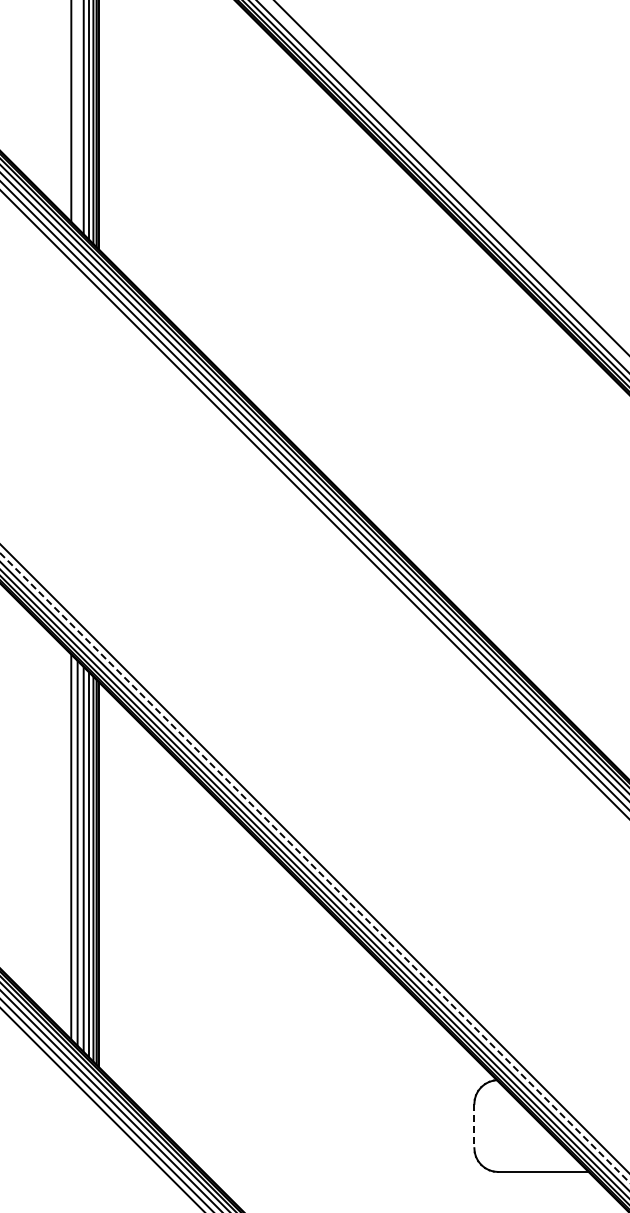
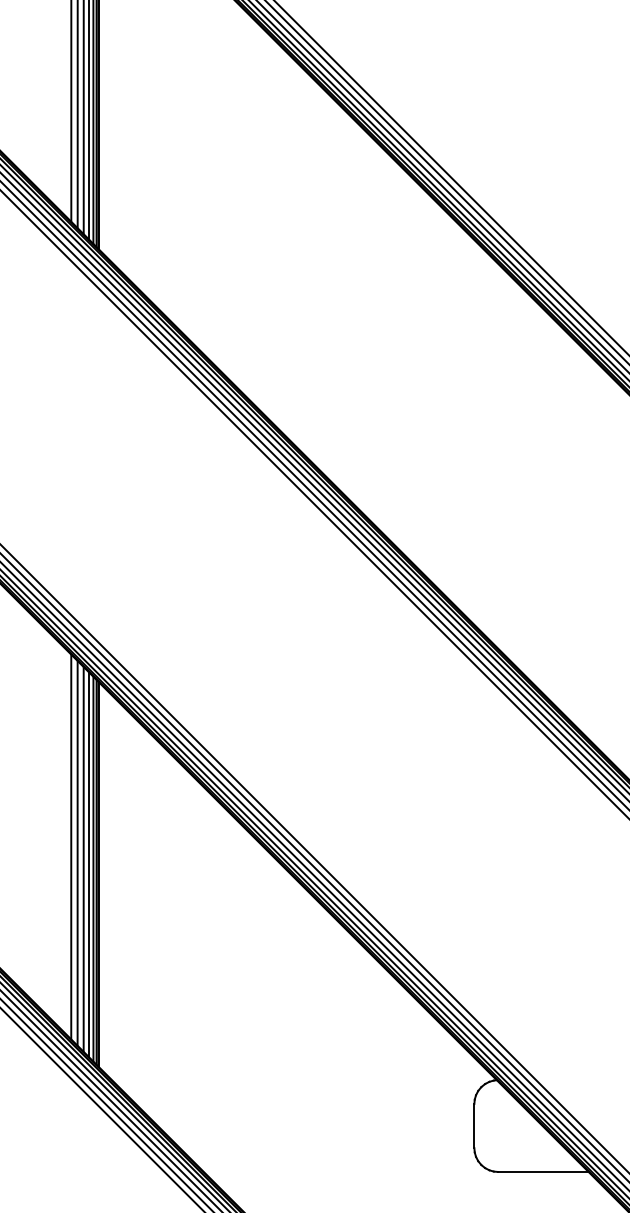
line: none -> present (77, 115)
line: none -> present (446, 181)
line: dashed -> solid (315, 868)
line: dashed -> solid (474, 1126)
